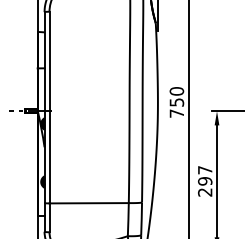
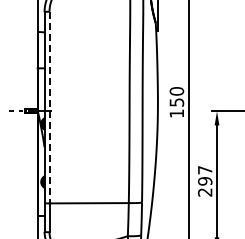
line: solid -> dashed (49, 107)
text: 750 -> 150 (176, 113)
